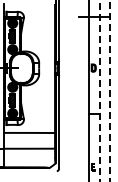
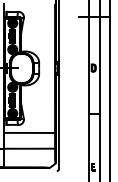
line: dashed -> solid (99, 90)
line: dashed -> solid (110, 90)
